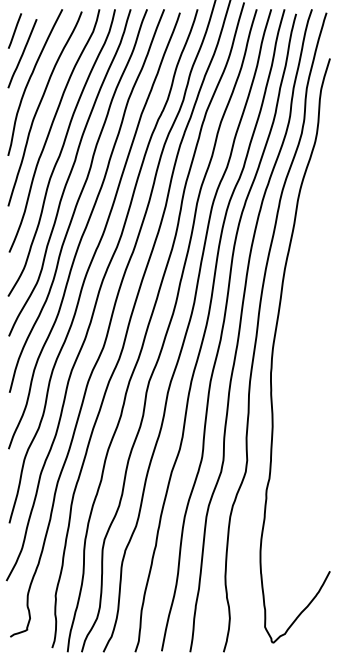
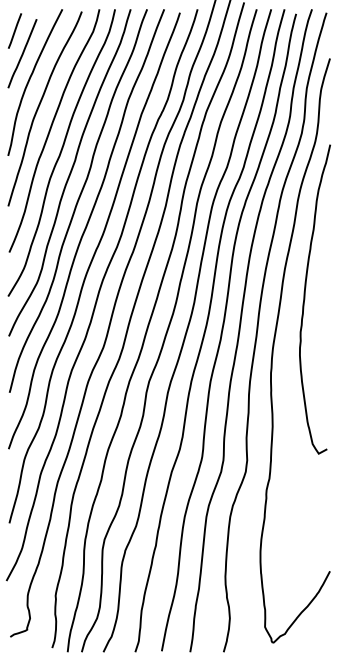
curve: none -> present (305, 299)
